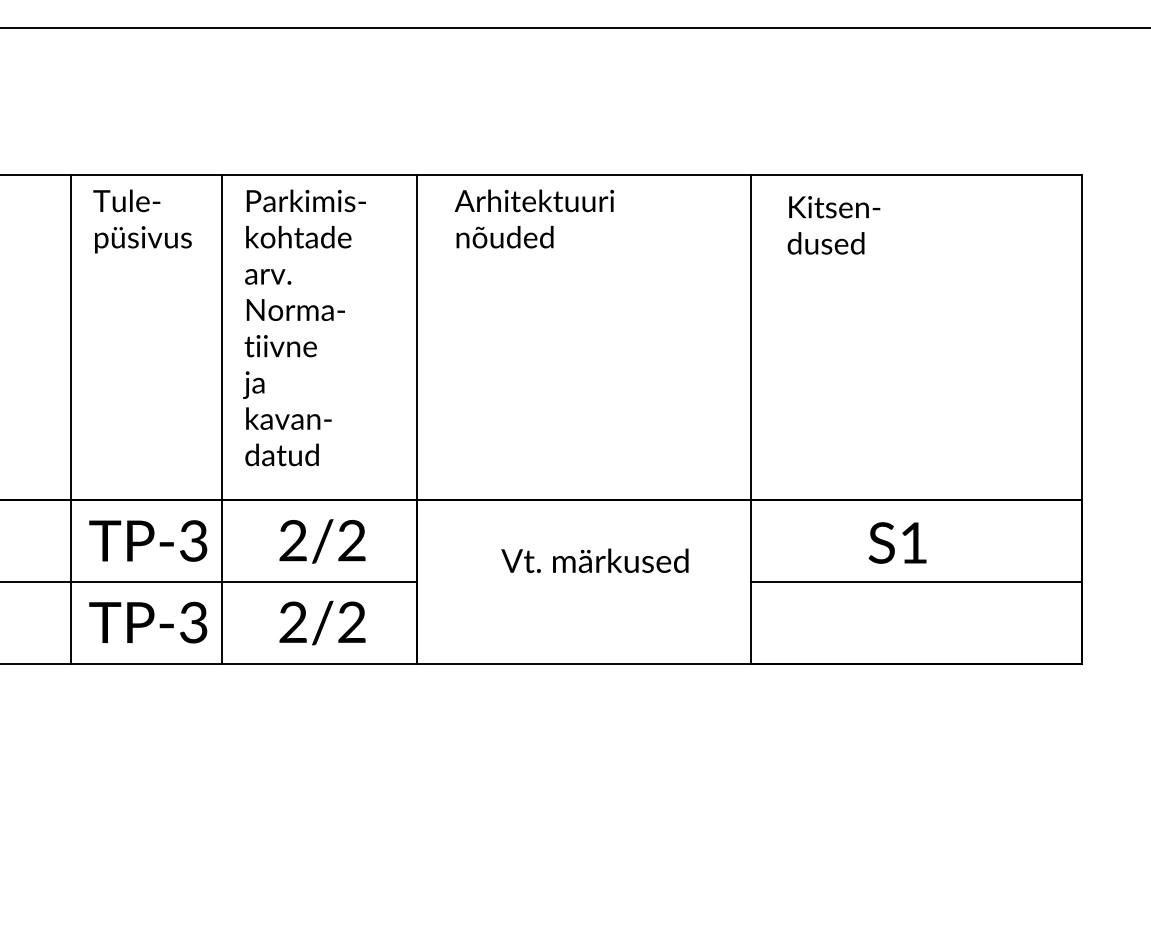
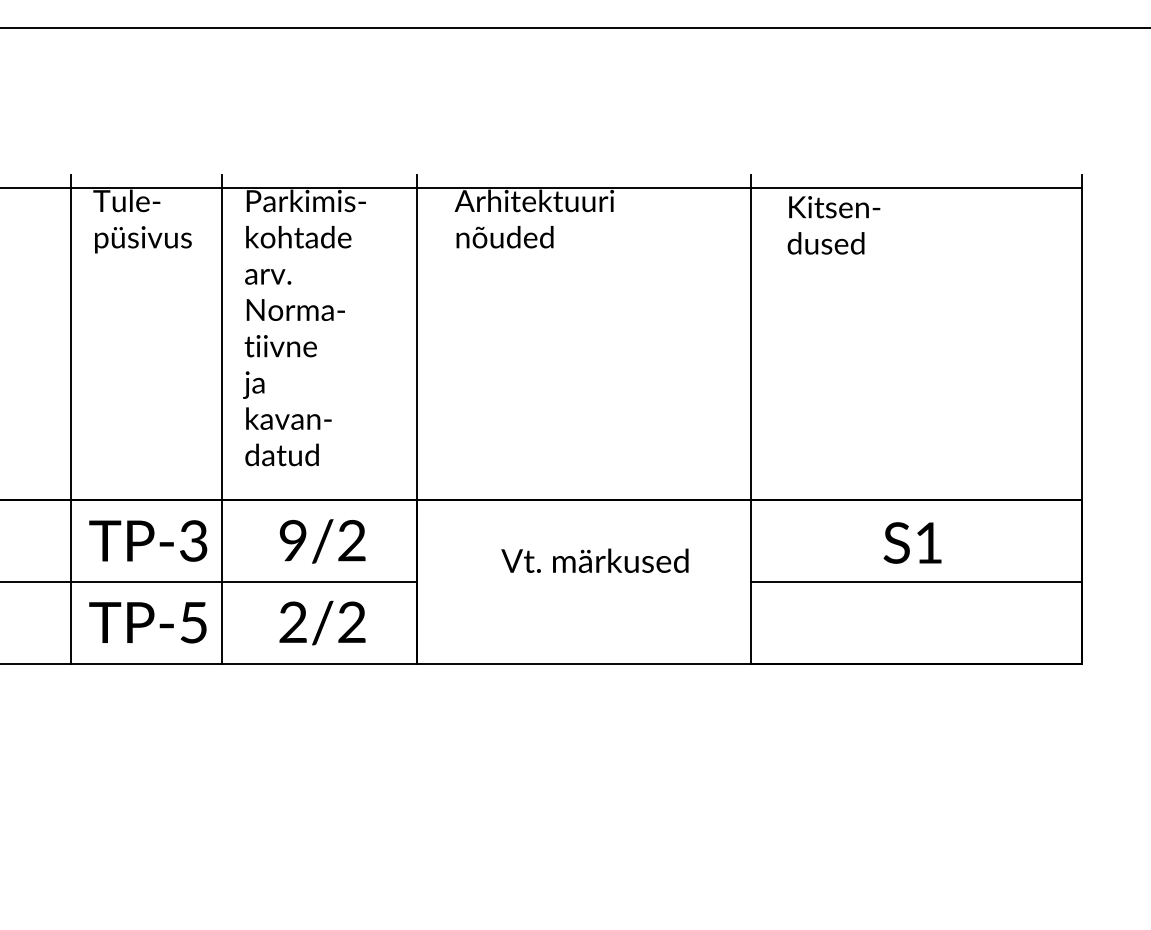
line position: (541, 174) -> (541, 187) (541, 187)
text: 2/2 -> 9/2 (292, 540)
text position: (897, 542) -> (912, 542) (912, 542)
text: TP-3 -> TP-5 (193, 622)
